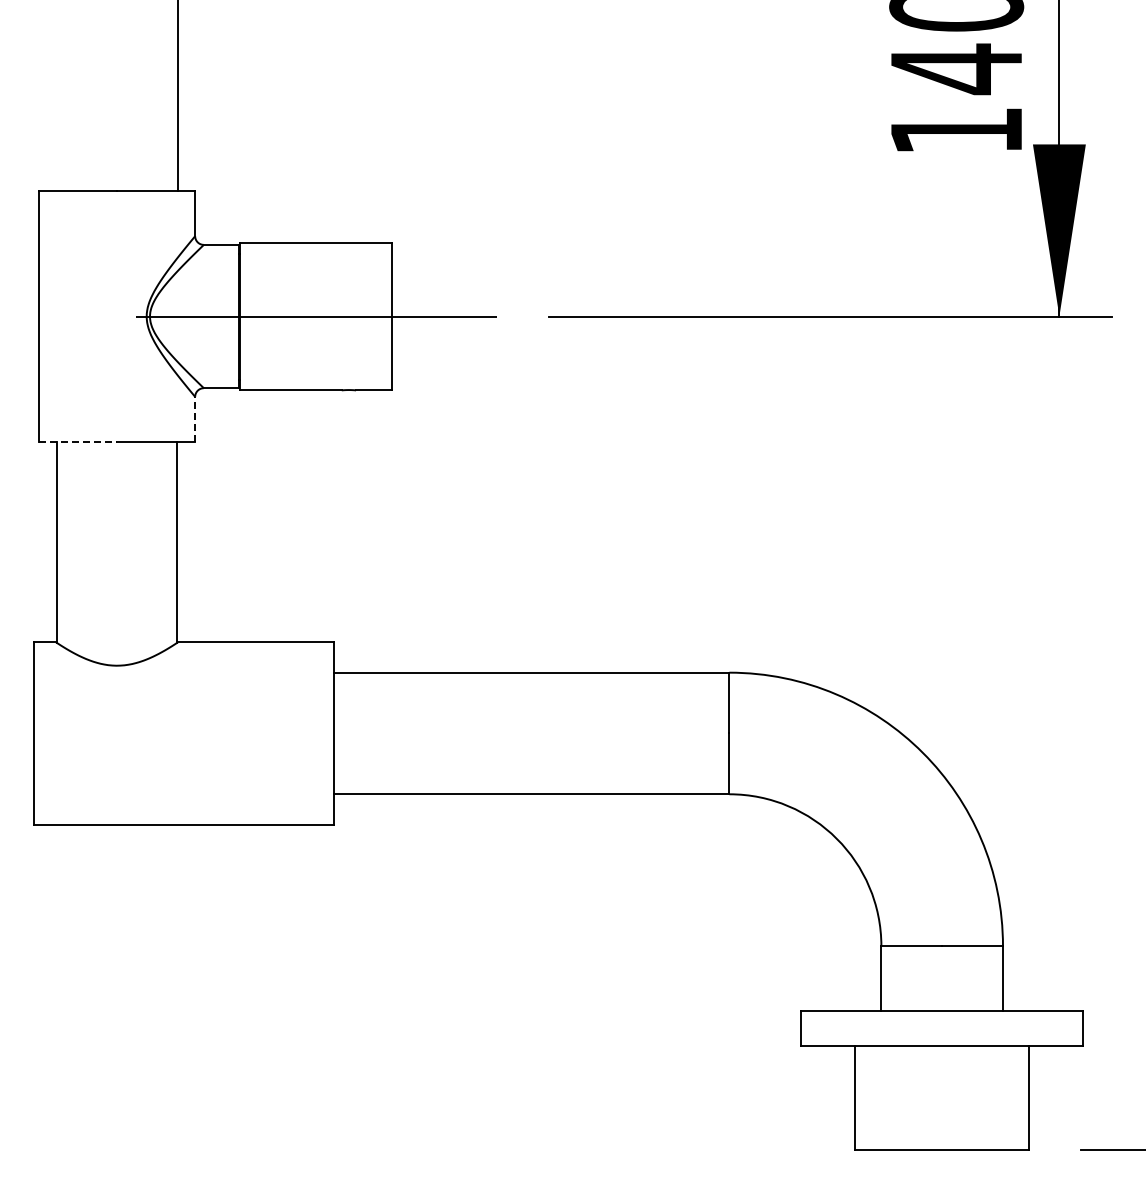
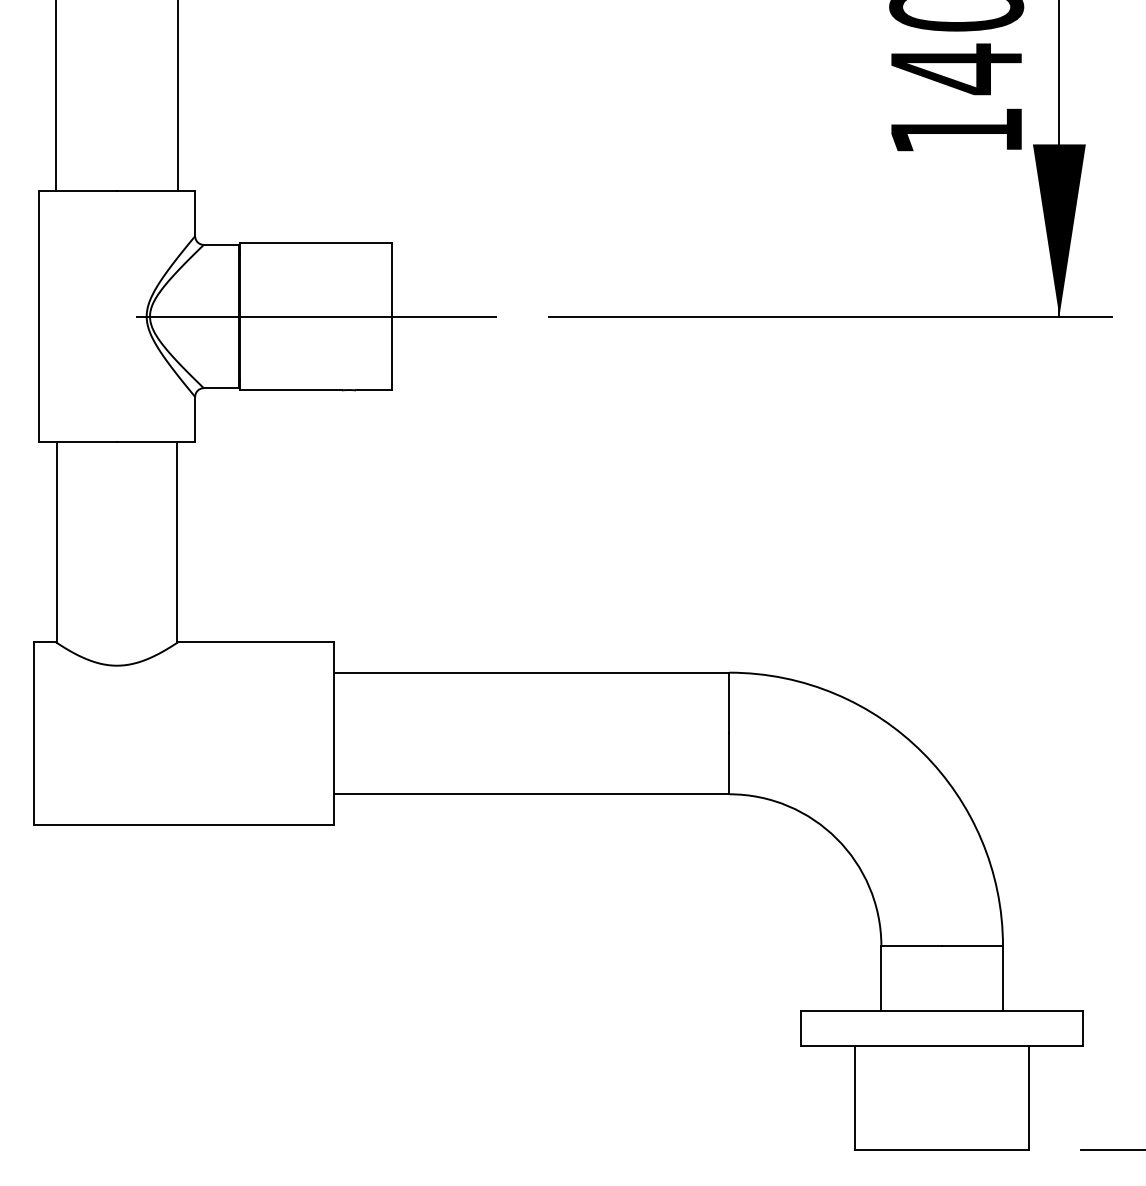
line: none -> present (56, 96)
line: dashed -> solid (195, 419)
line: dashed -> solid (78, 442)
